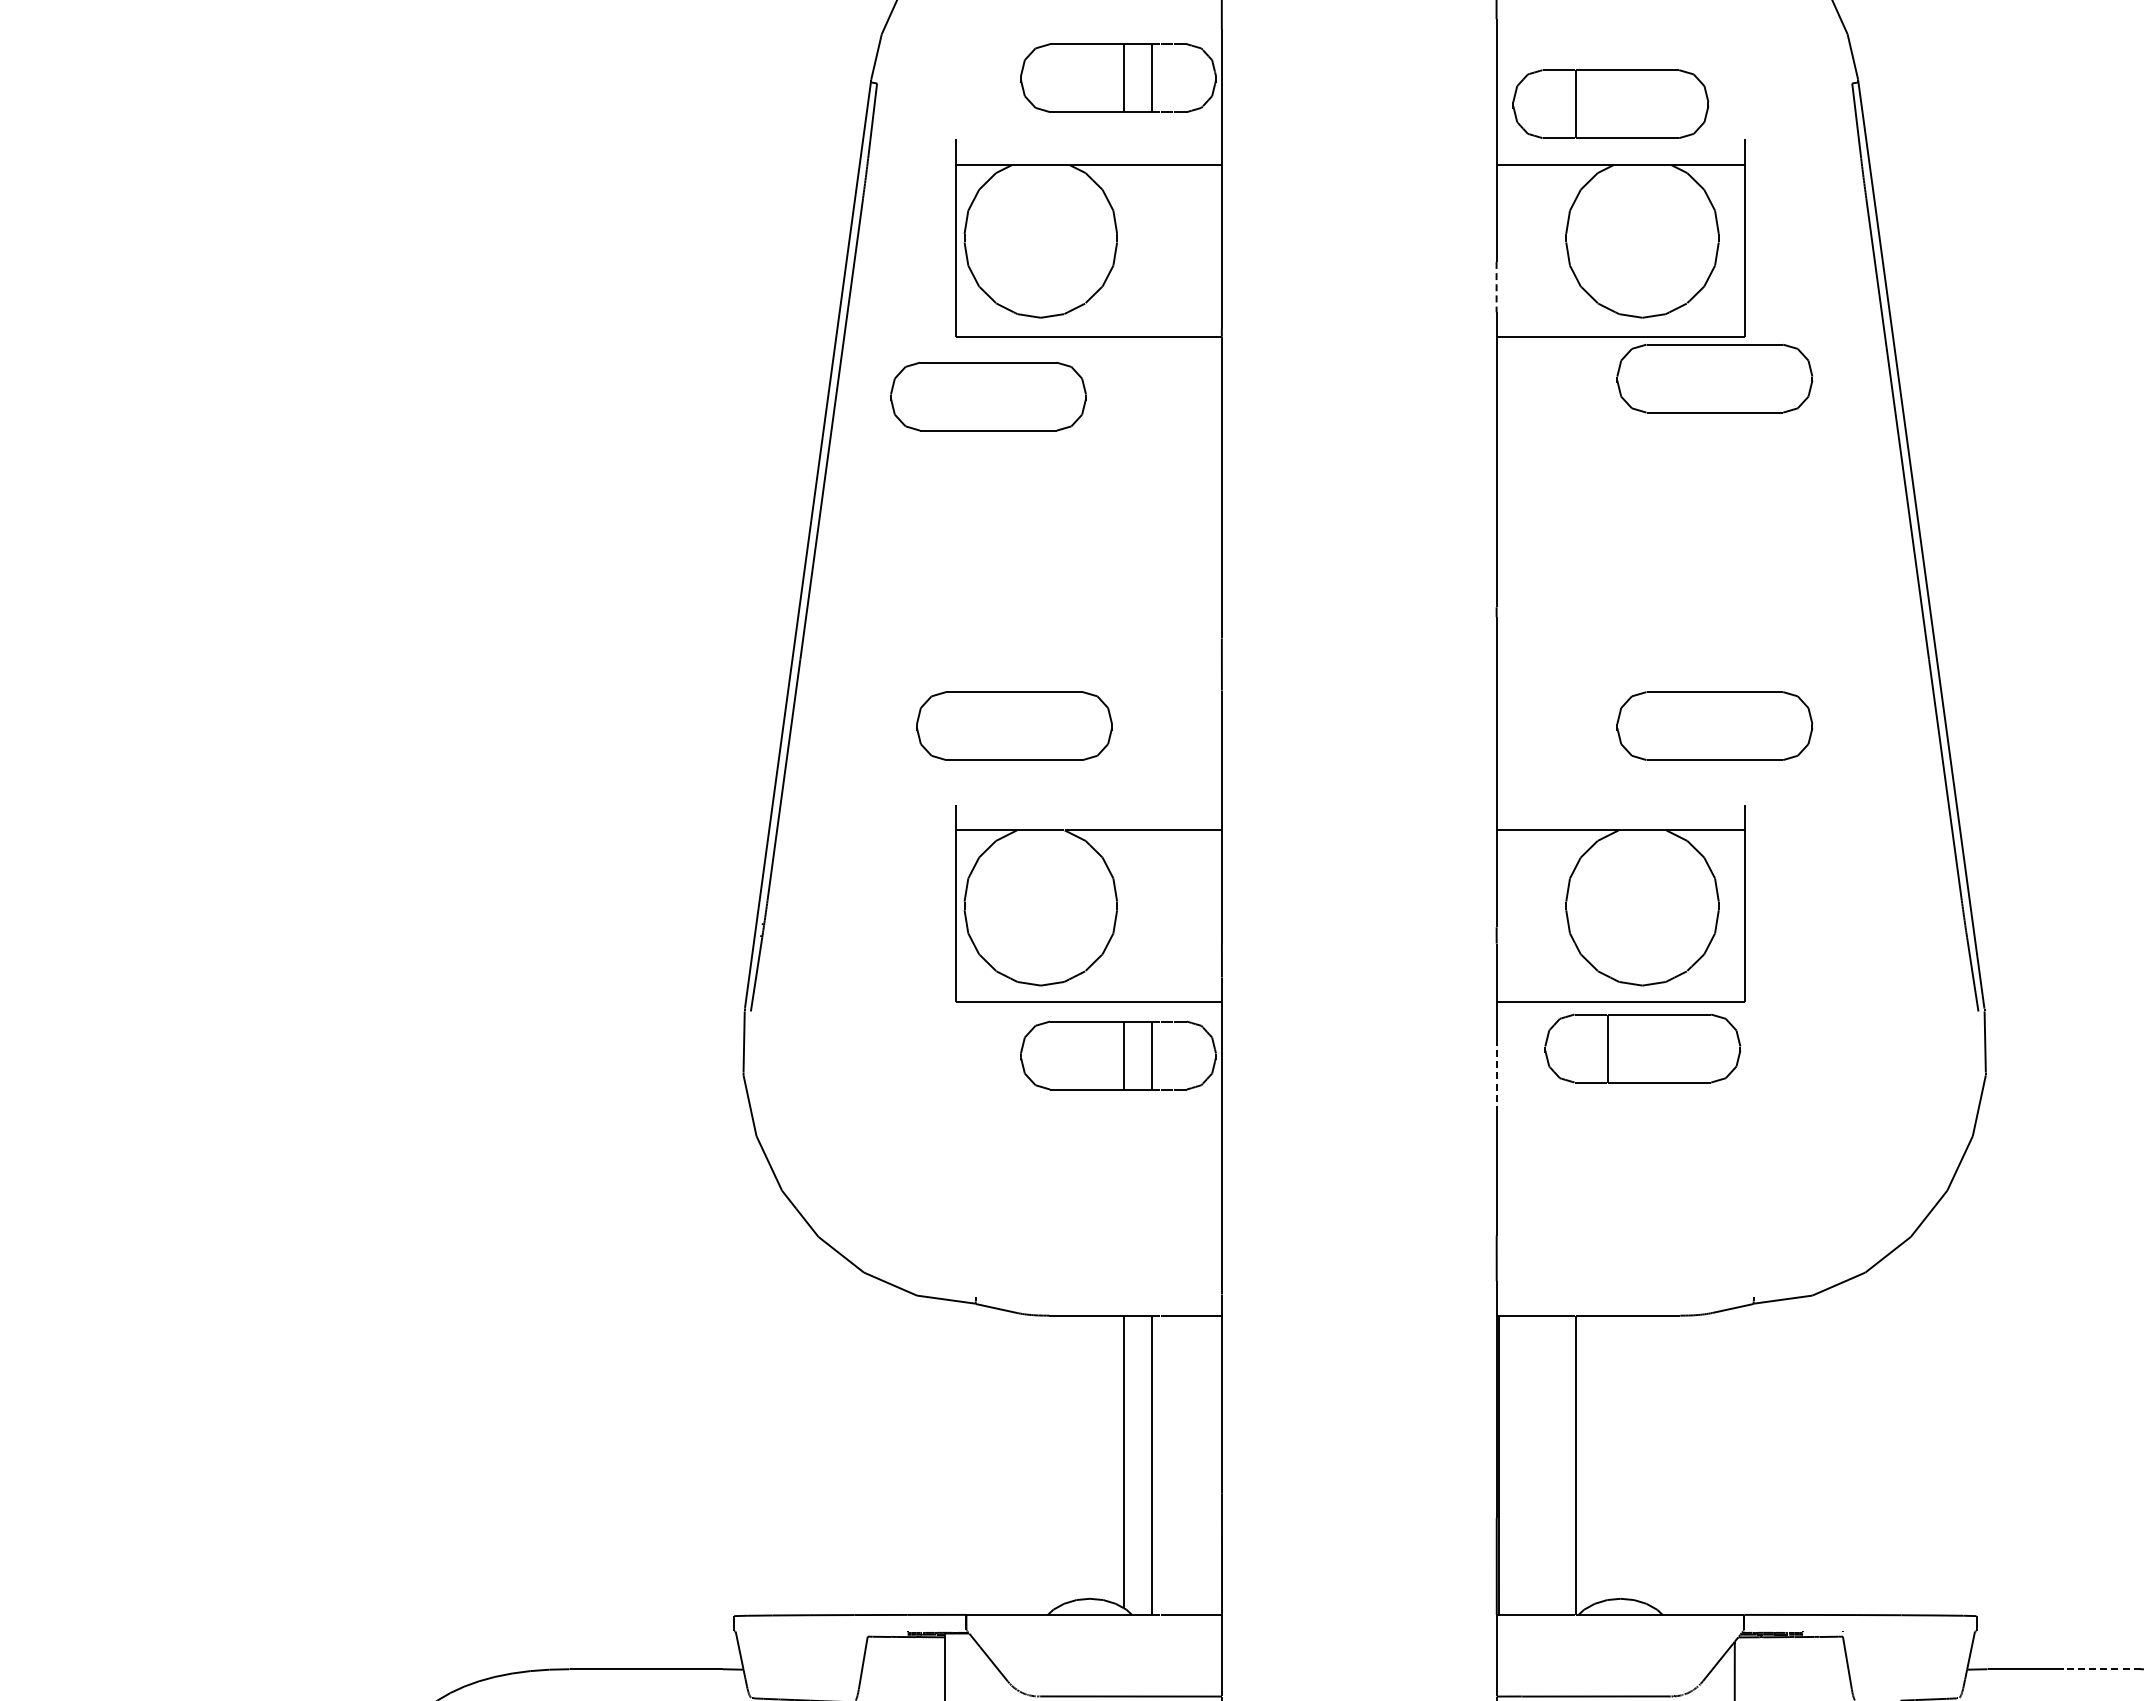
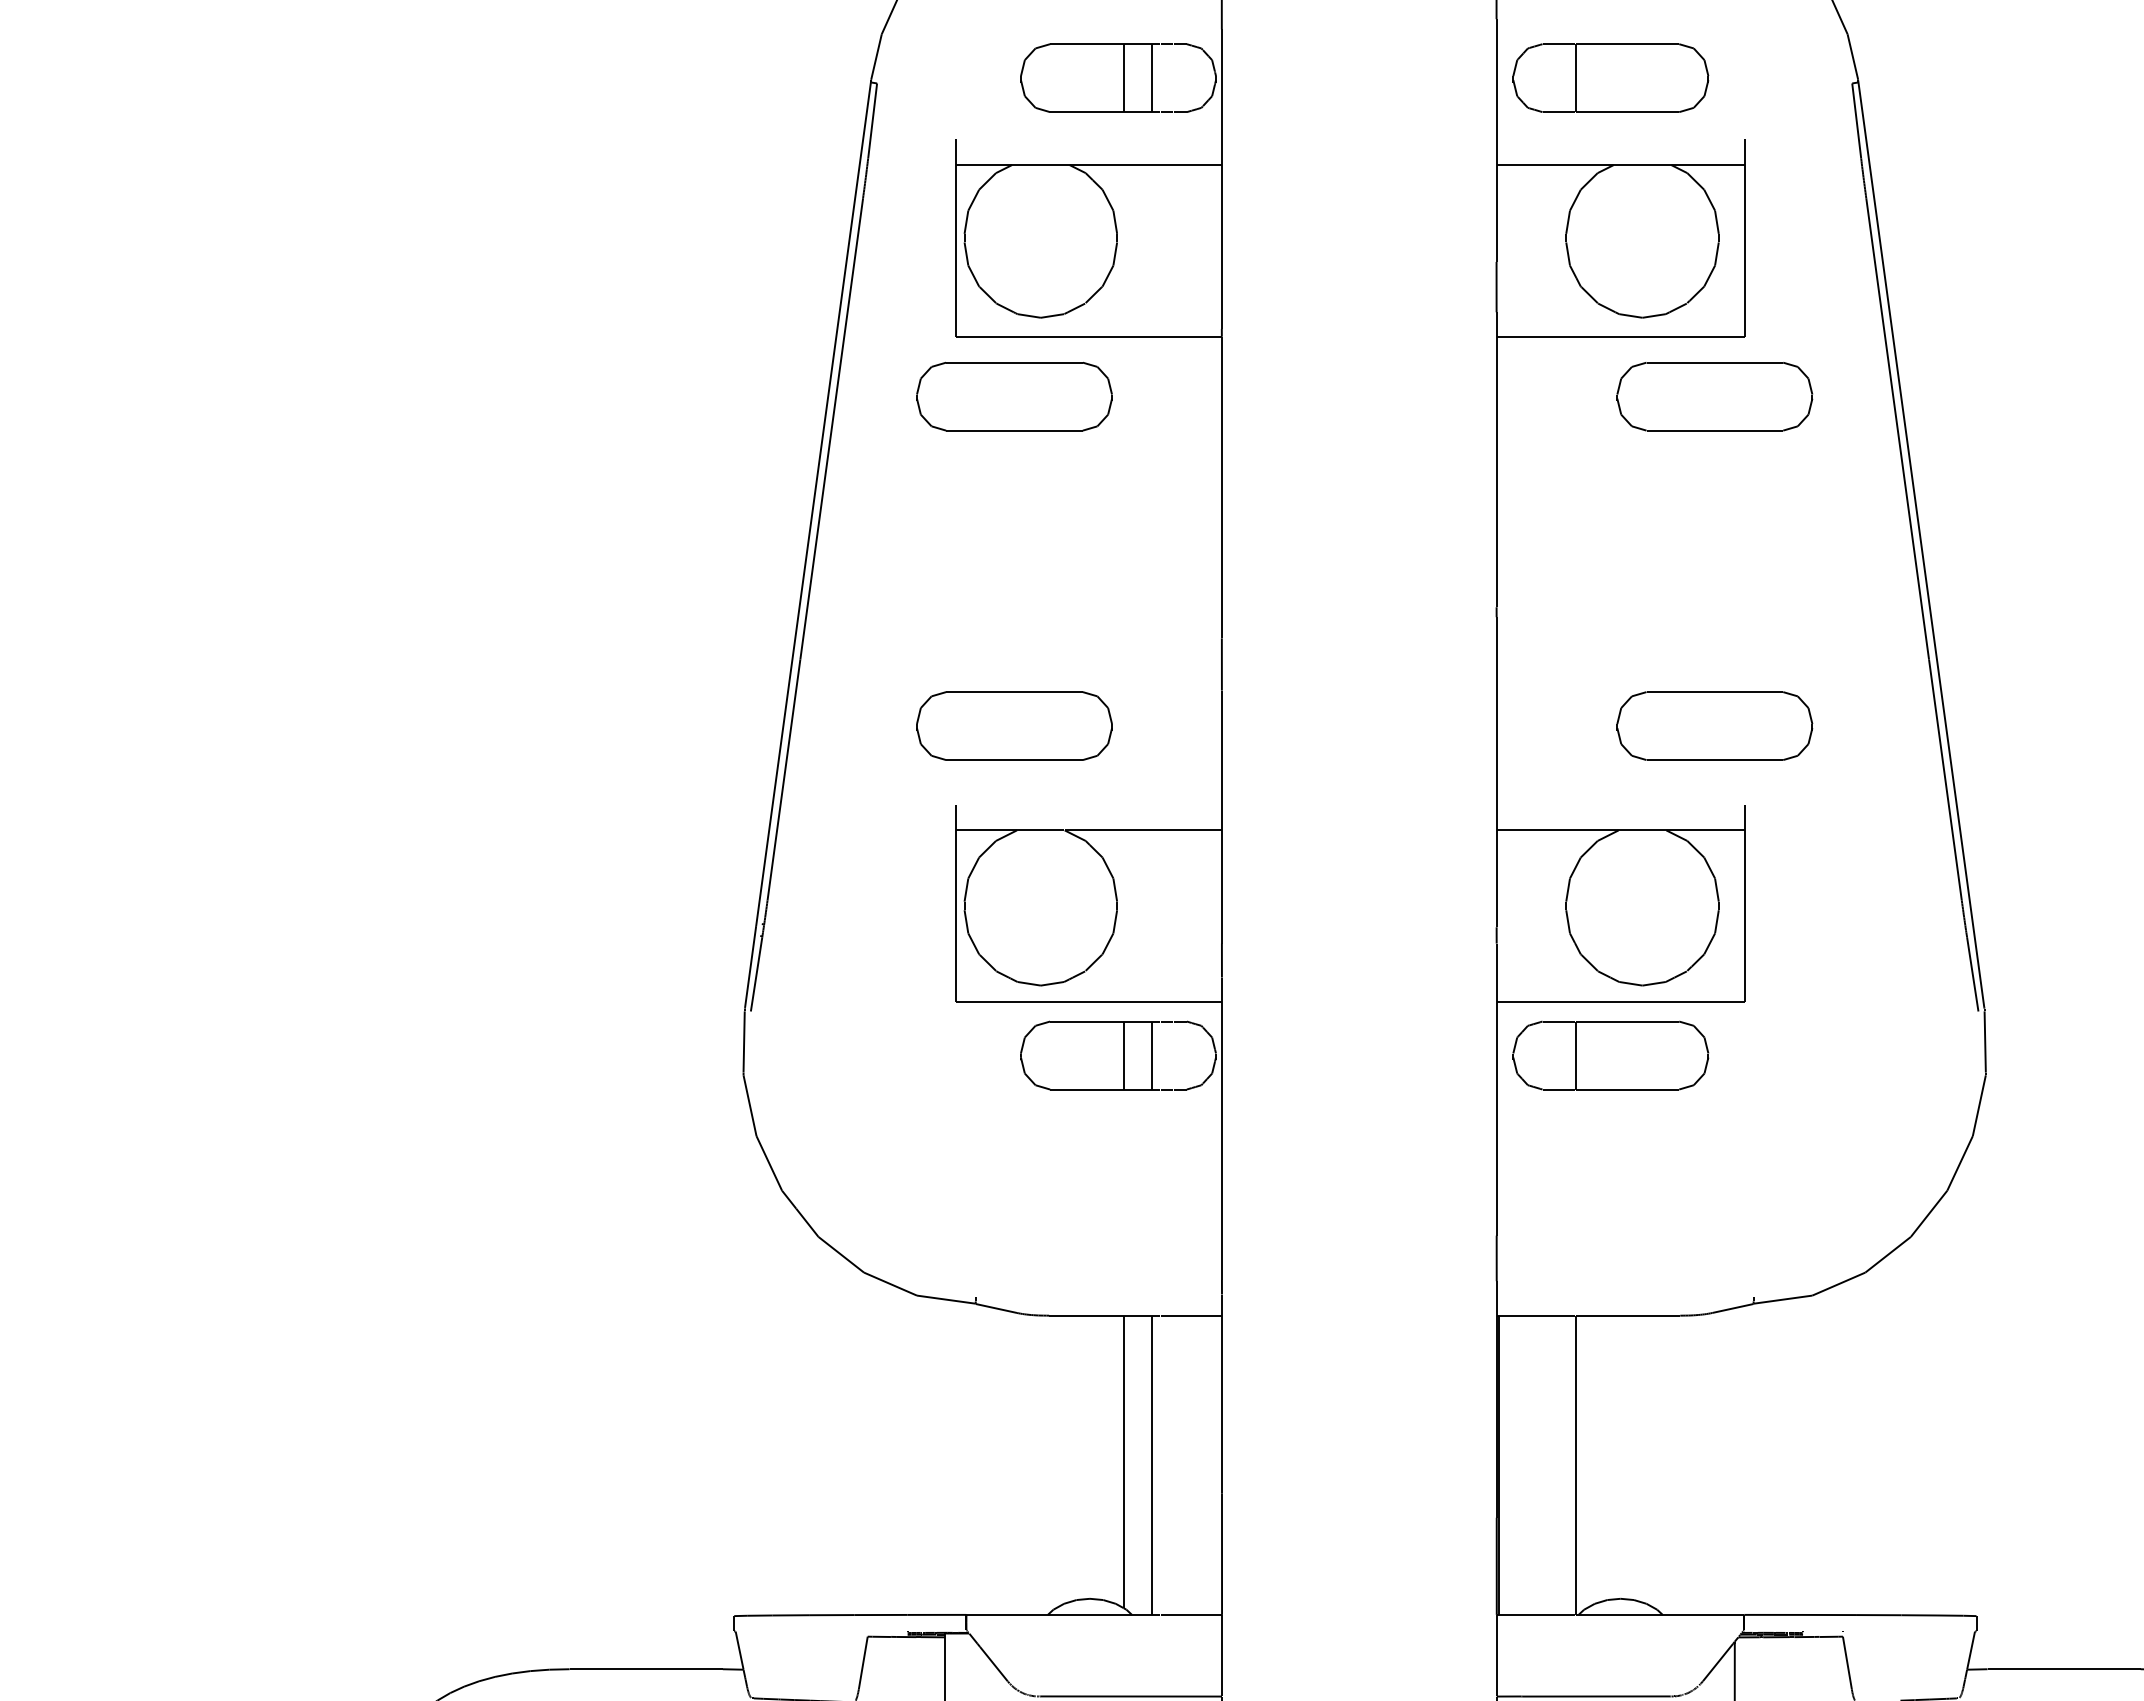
part position: (1610, 103) -> (1610, 77) (1610, 77)
line: dashed -> solid (1496, 287)
part position: (1714, 378) -> (1714, 396) (1714, 396)
part position: (988, 396) -> (1014, 396) (1014, 396)
part position: (1642, 1048) -> (1610, 1055) (1610, 1055)
line: dashed -> solid (1496, 1072)
line: dashed -> solid (2101, 1669)
